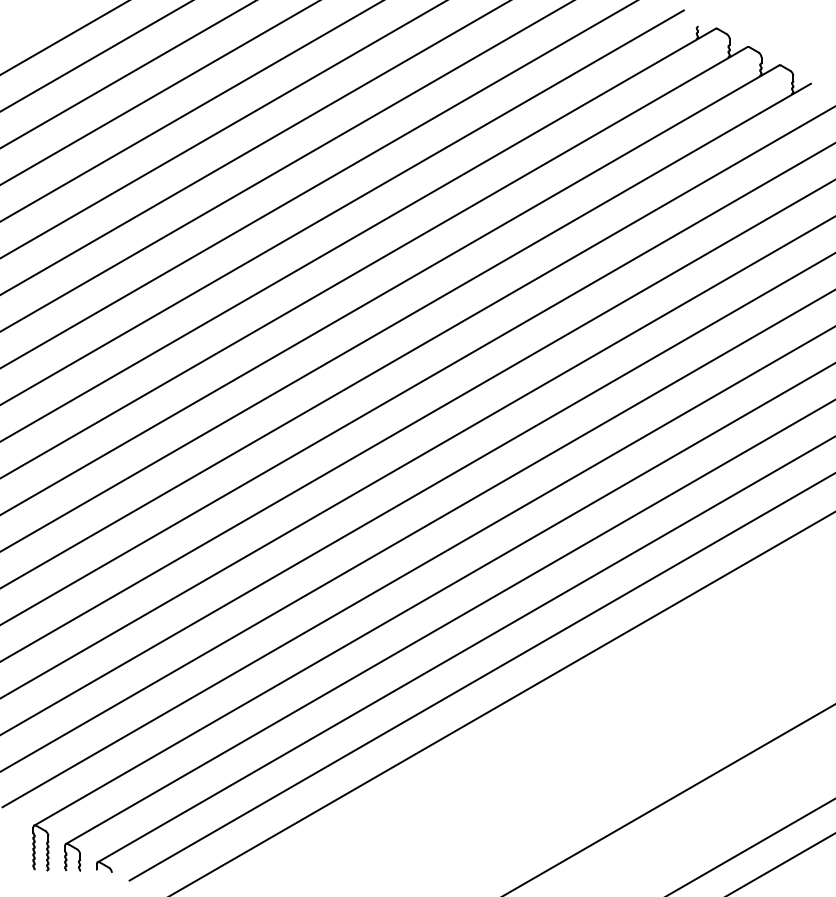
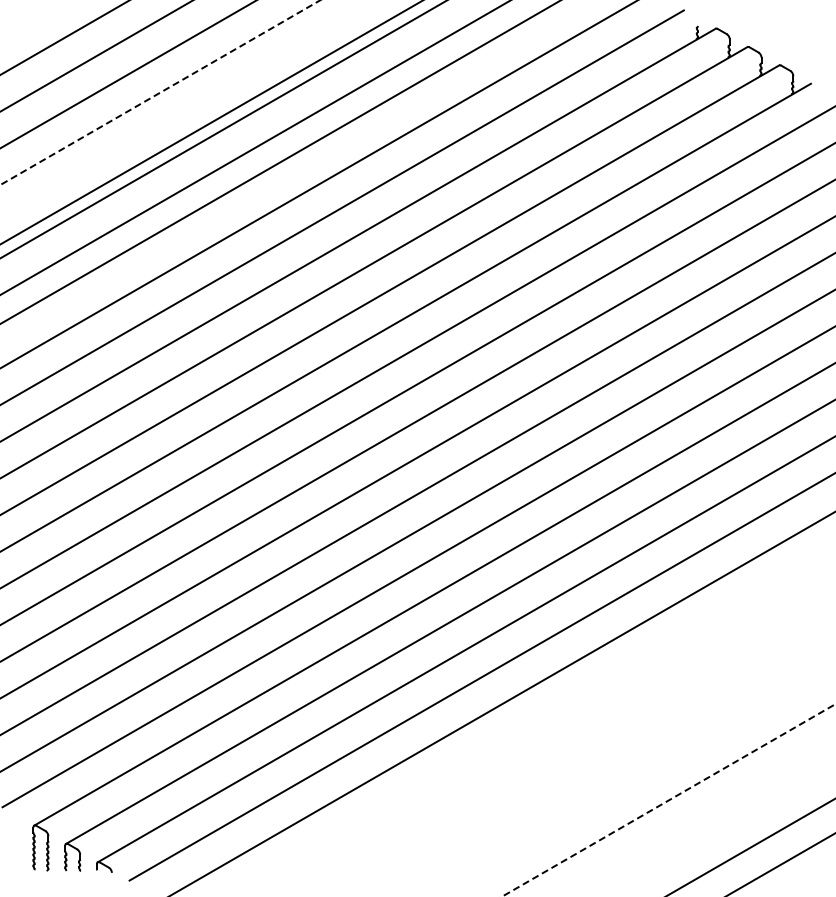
line: solid -> dashed (160, 92)
line position: (191, 111) -> (210, 122) (210, 122)
line position: (286, 166) -> (279, 162) (279, 162)
line: solid -> dashed (668, 800)
